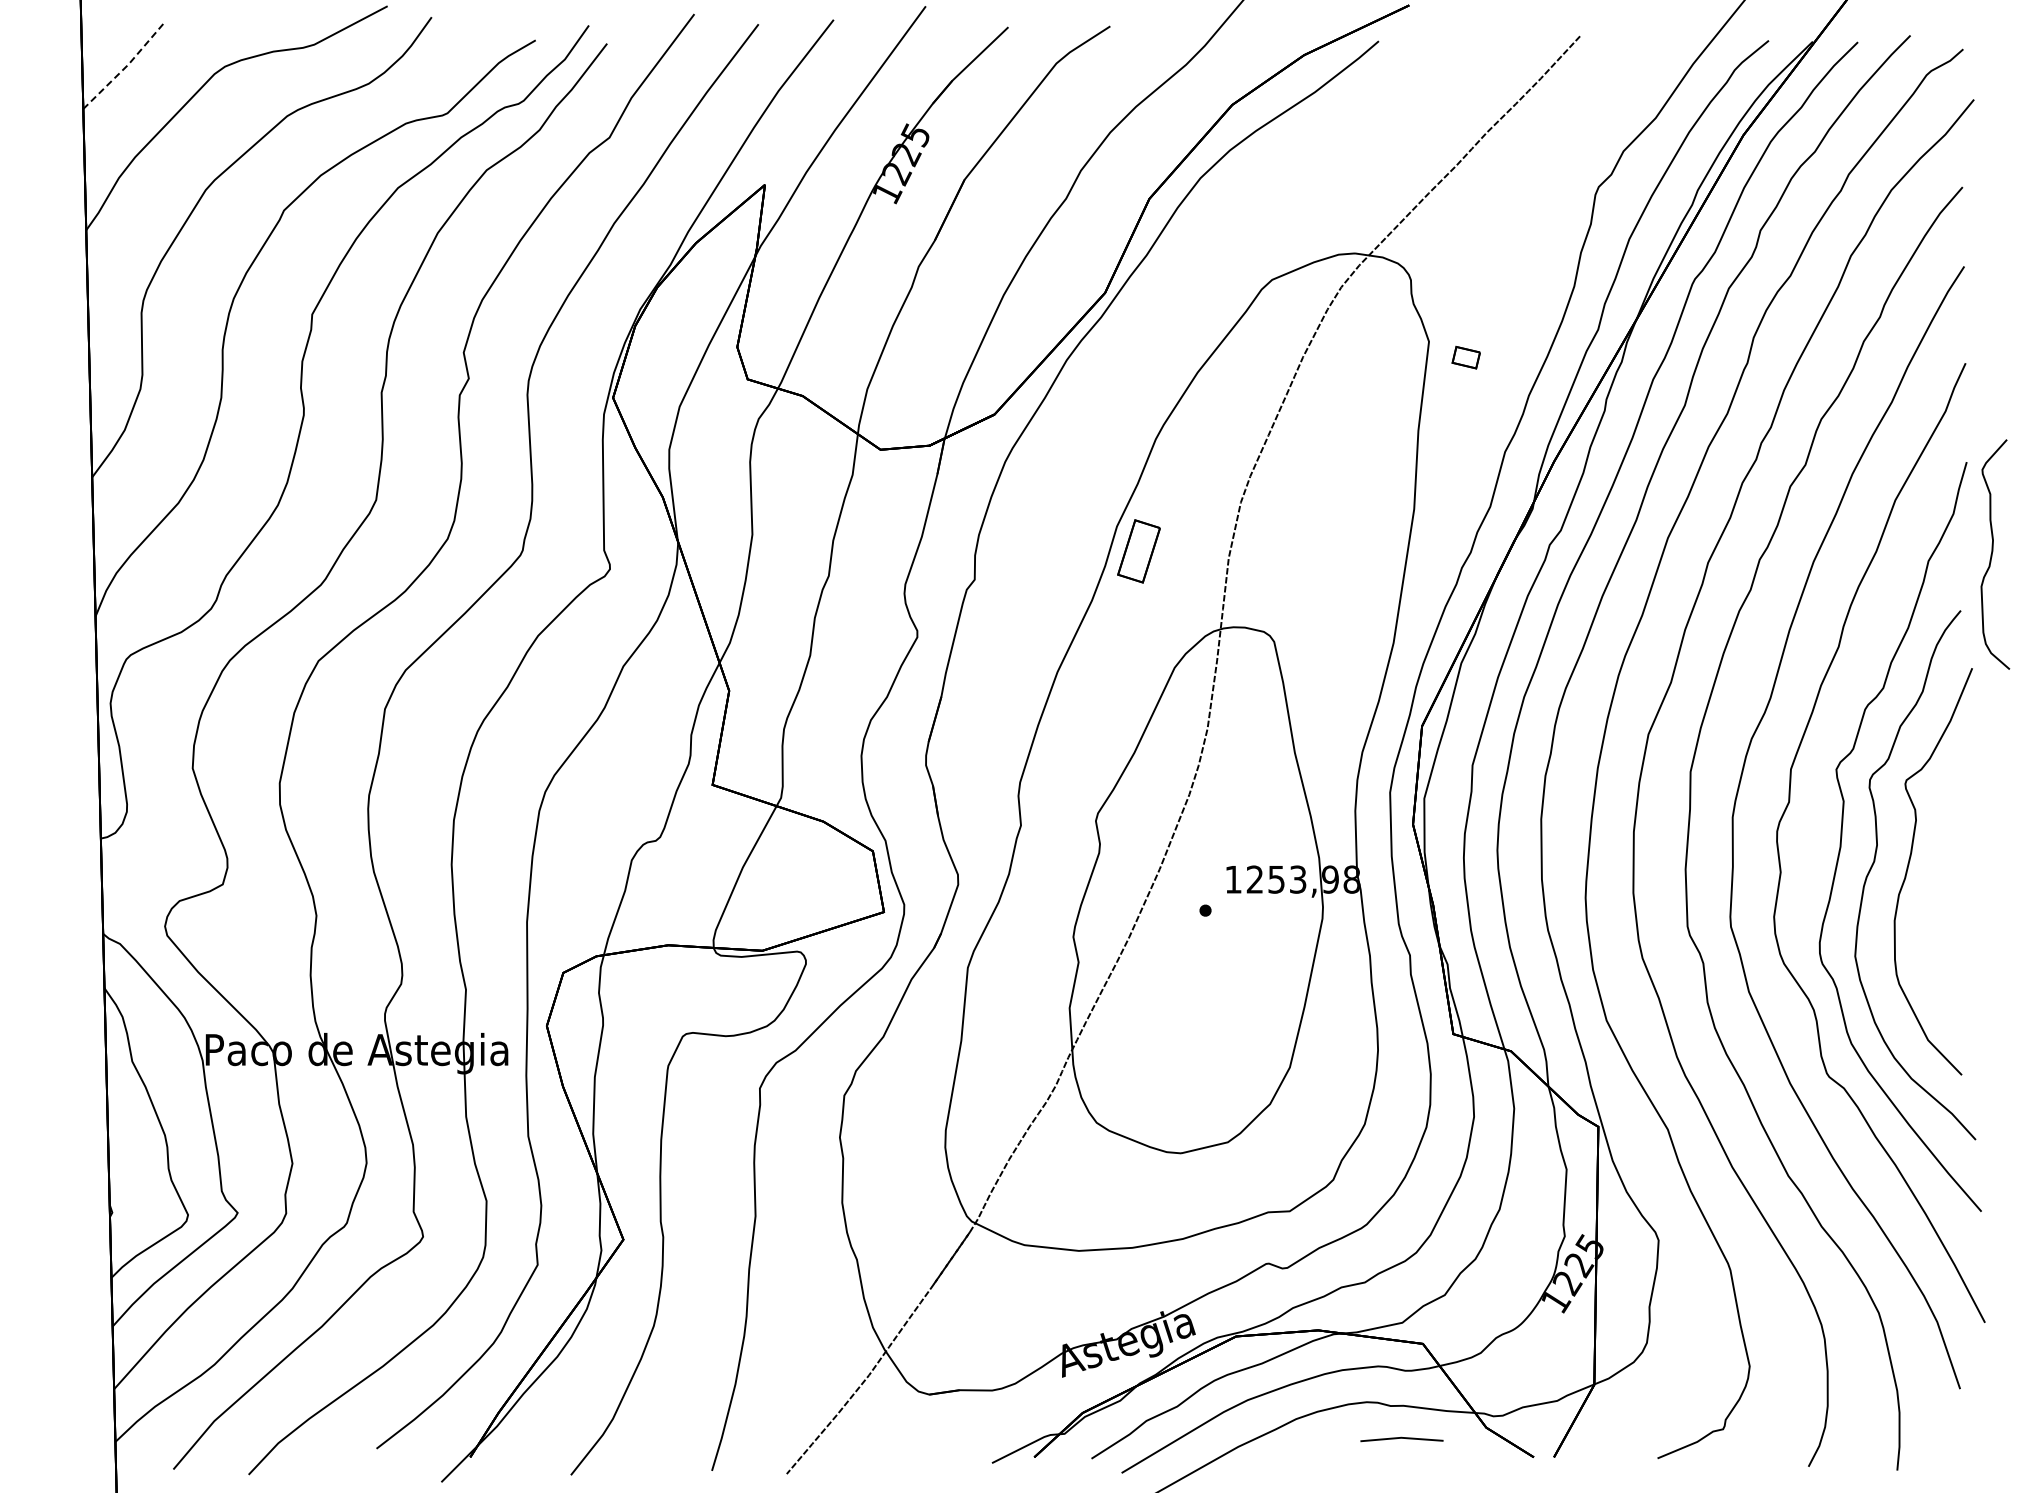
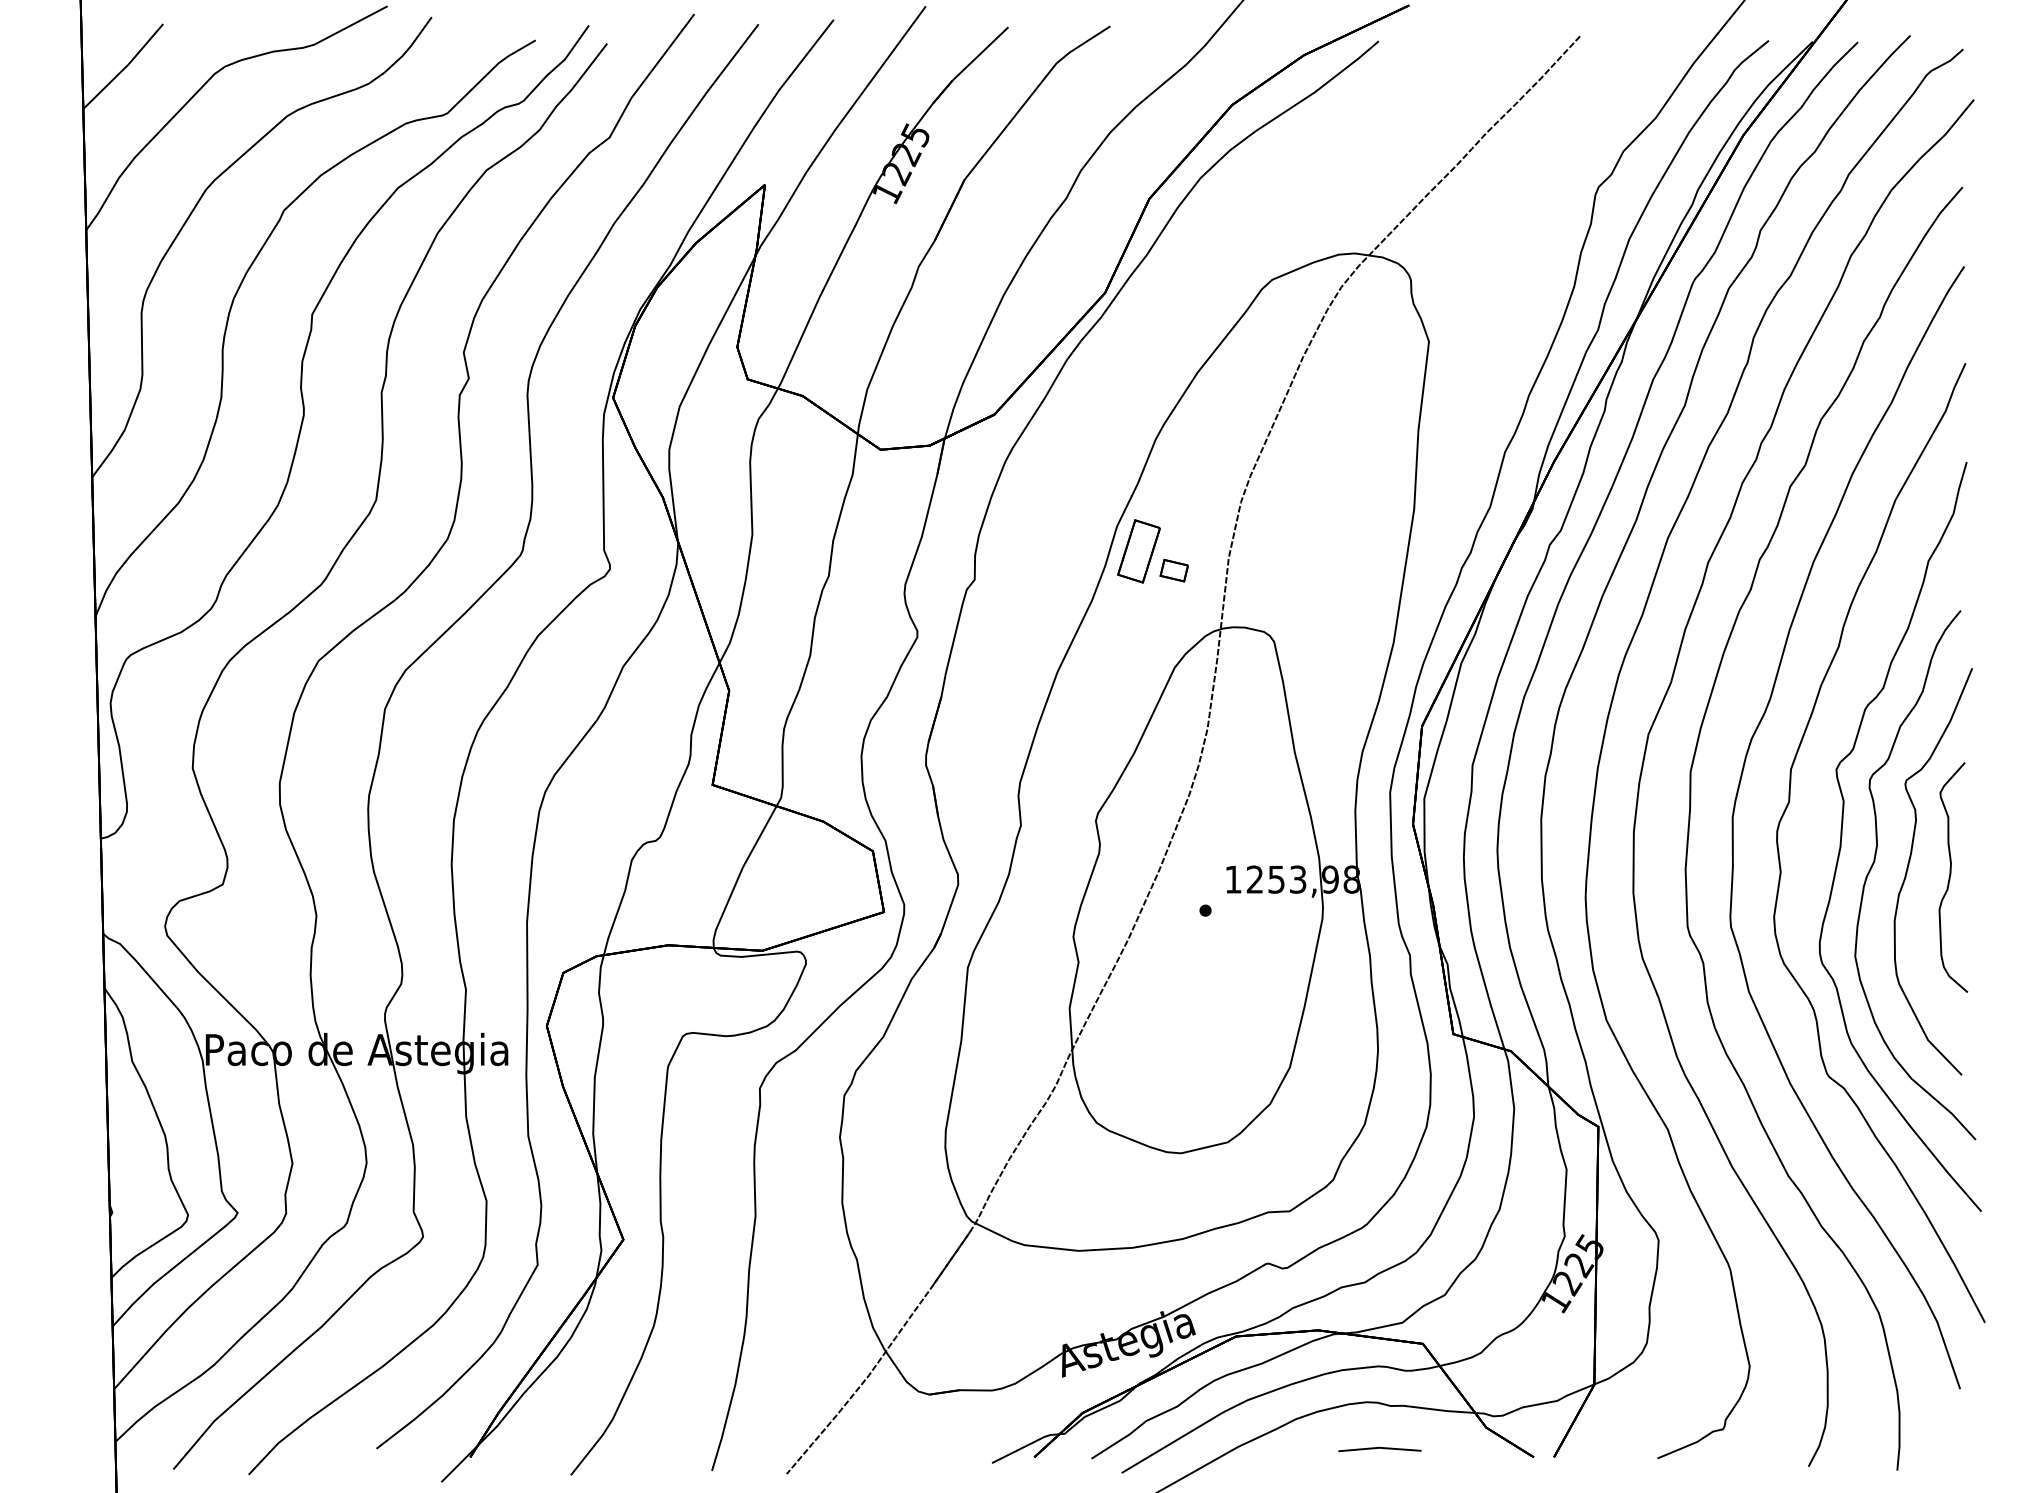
line: dashed -> solid (124, 68)
part position: (1465, 357) -> (1173, 570) (1173, 570)
curve position: (1992, 554) -> (1950, 877) (1950, 877)
line position: (1401, 1438) -> (1379, 1448) (1379, 1448)
